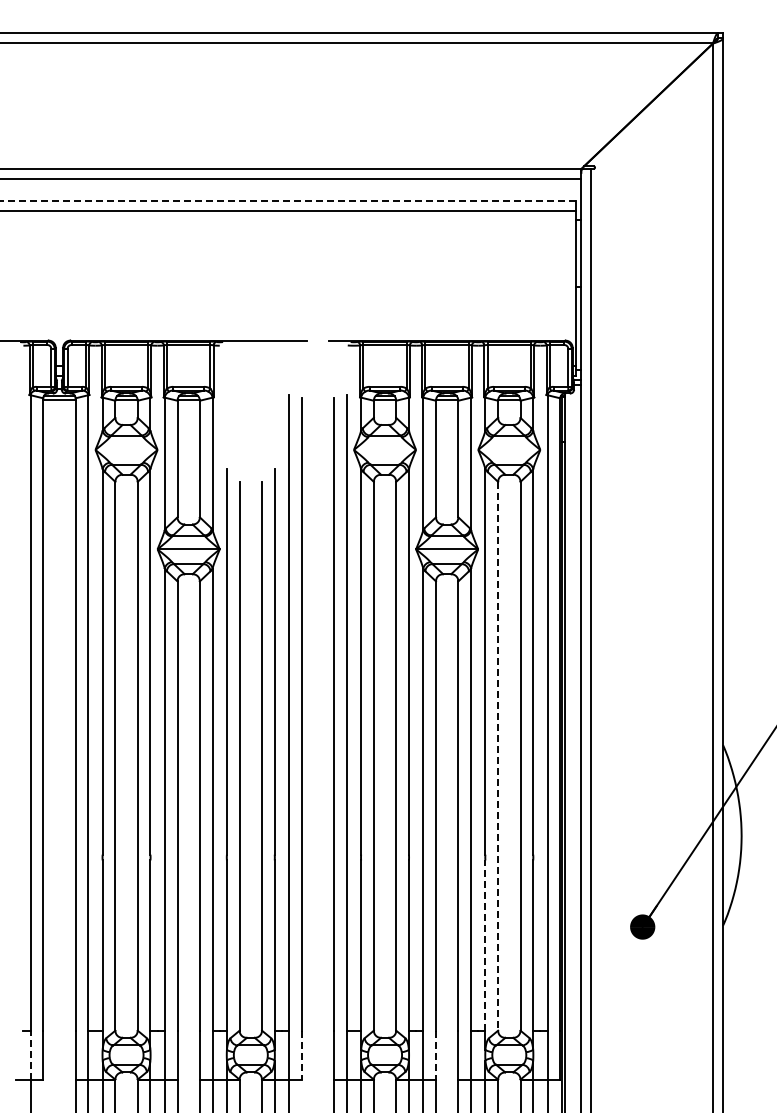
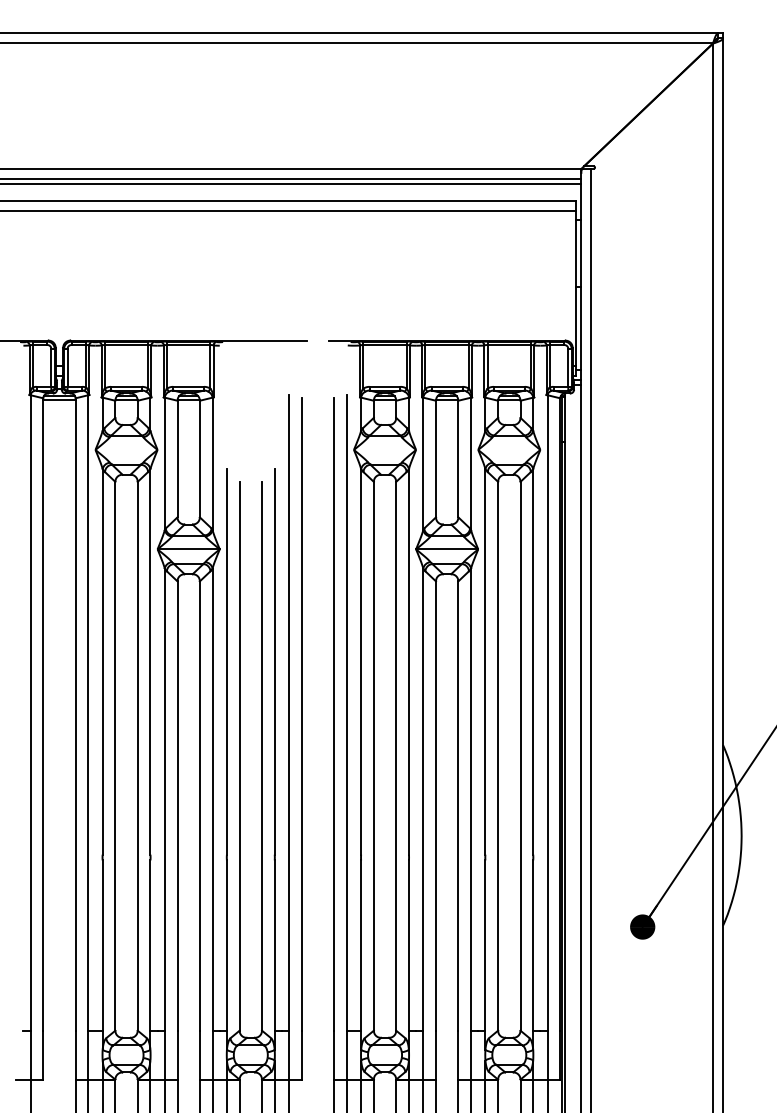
line: none -> present (291, 183)
line: dashed -> solid (288, 201)
line: dashed -> solid (498, 756)
line: dashed -> solid (485, 945)
line: dashed -> solid (30, 1054)
line: dashed -> solid (301, 1055)
line: dashed -> solid (435, 1055)
